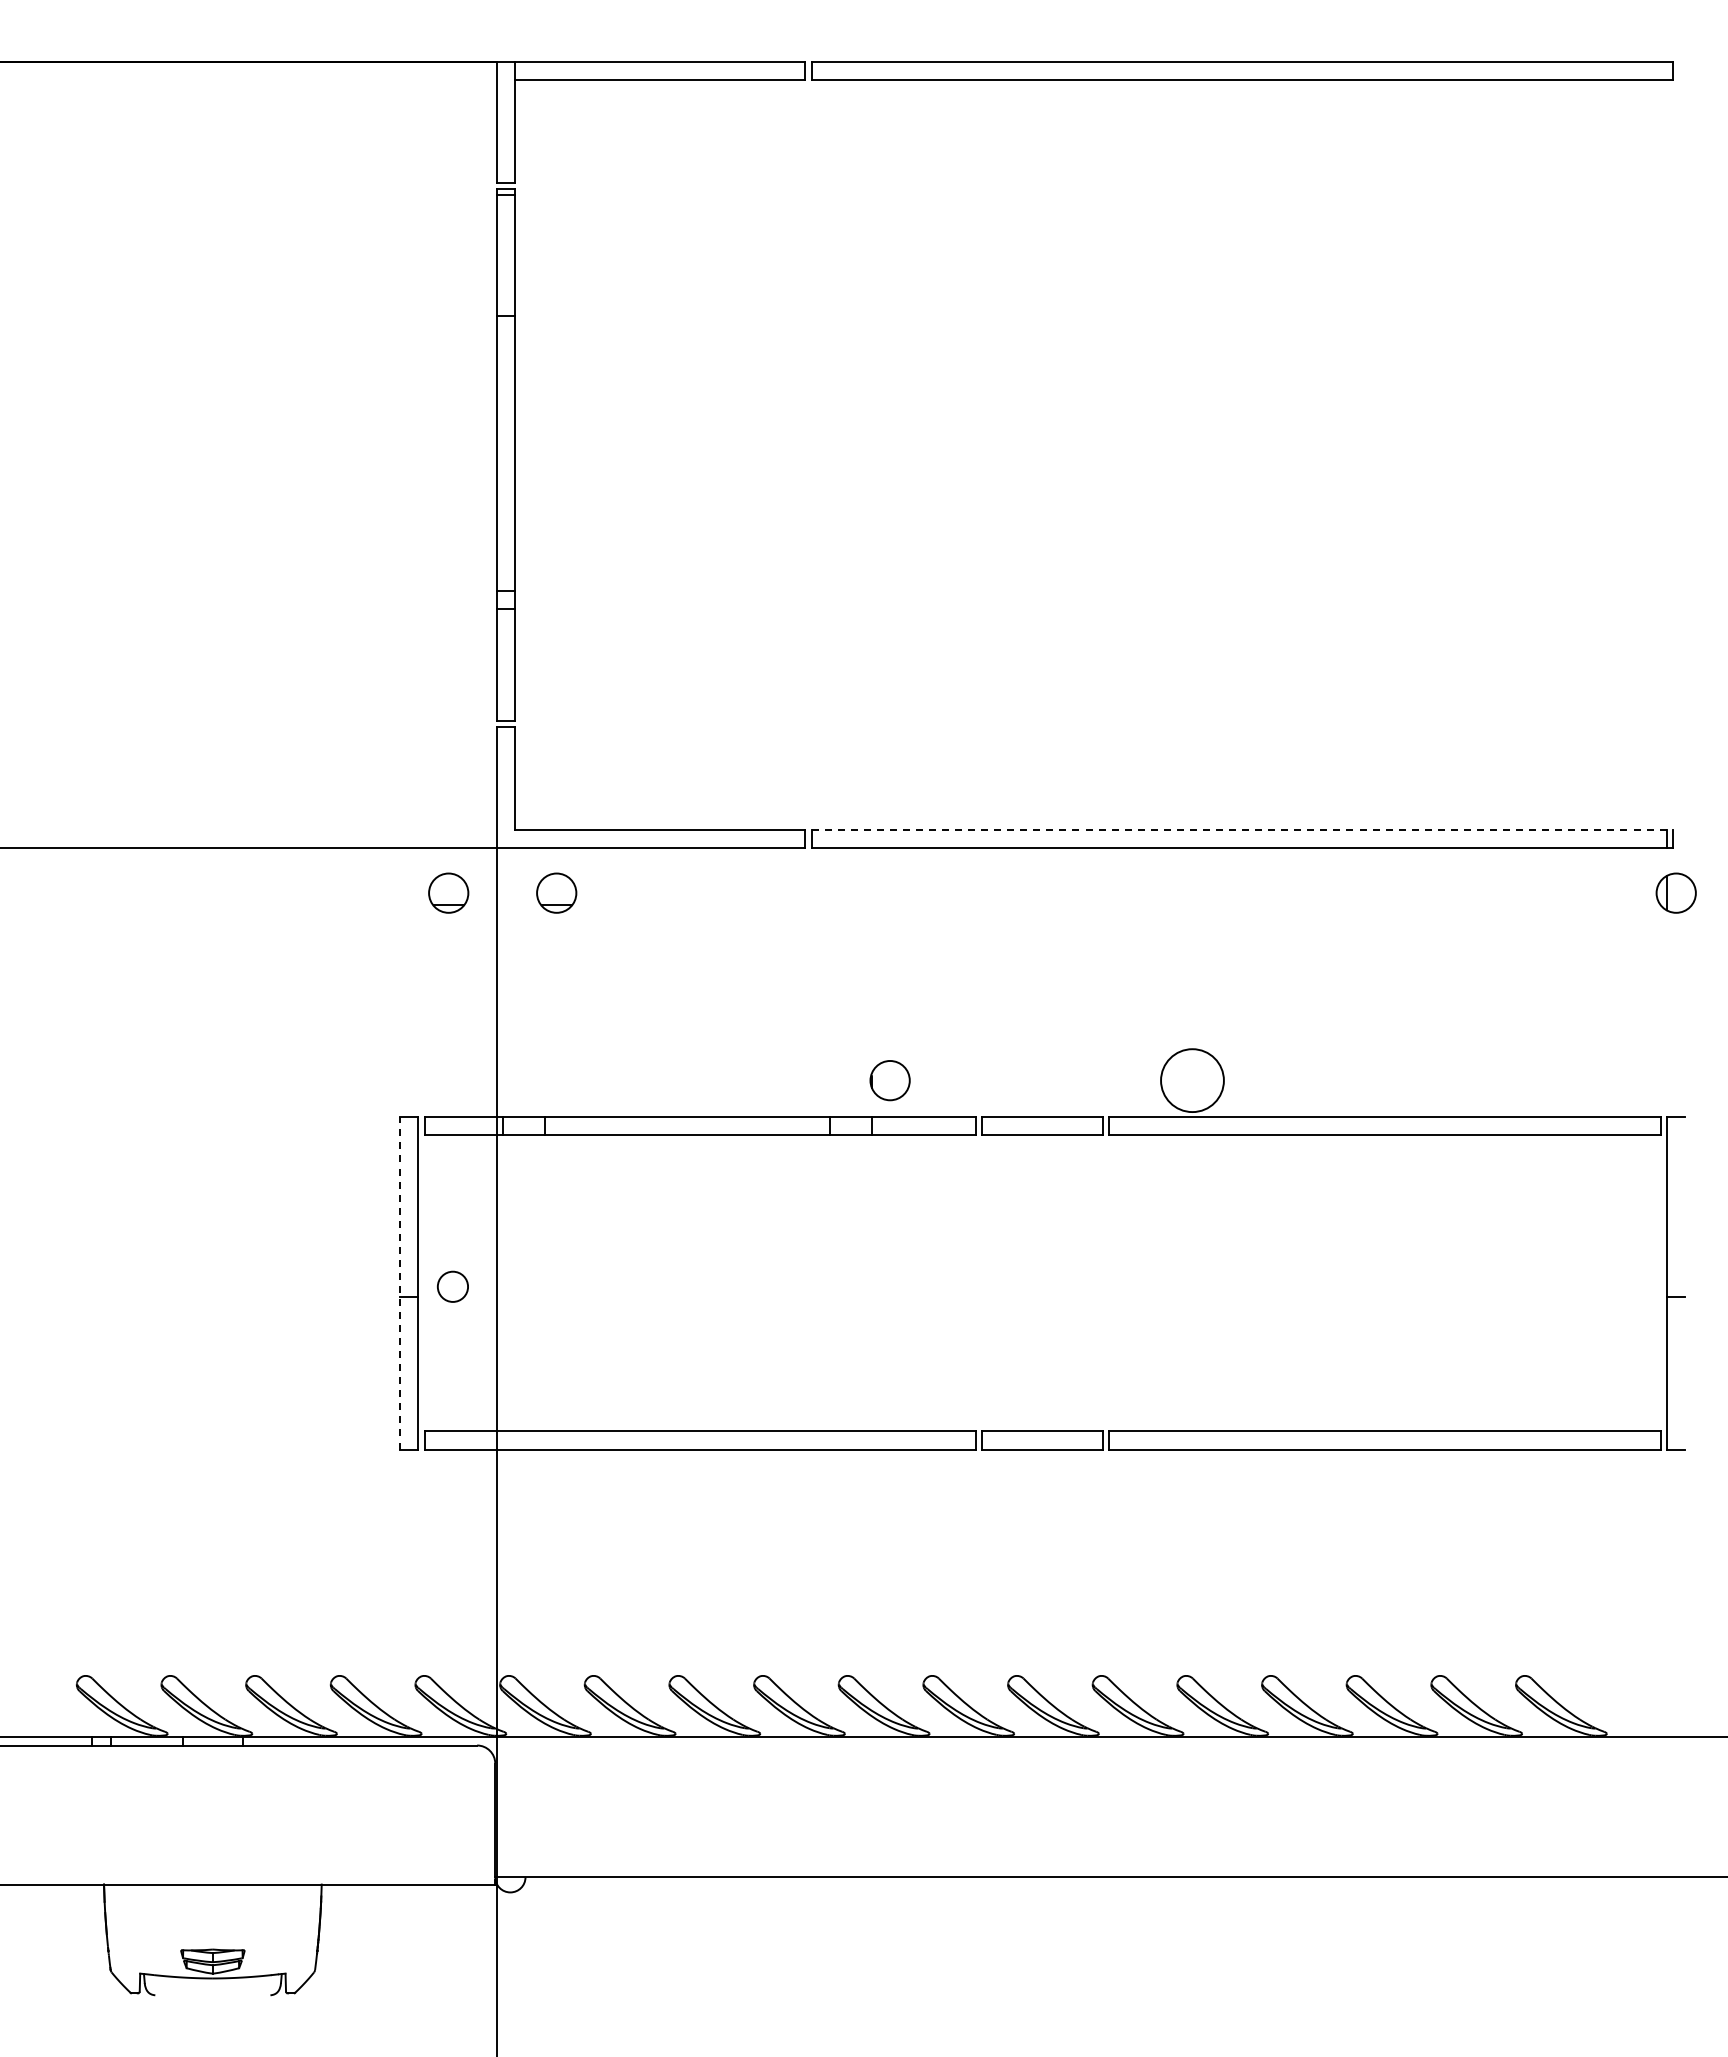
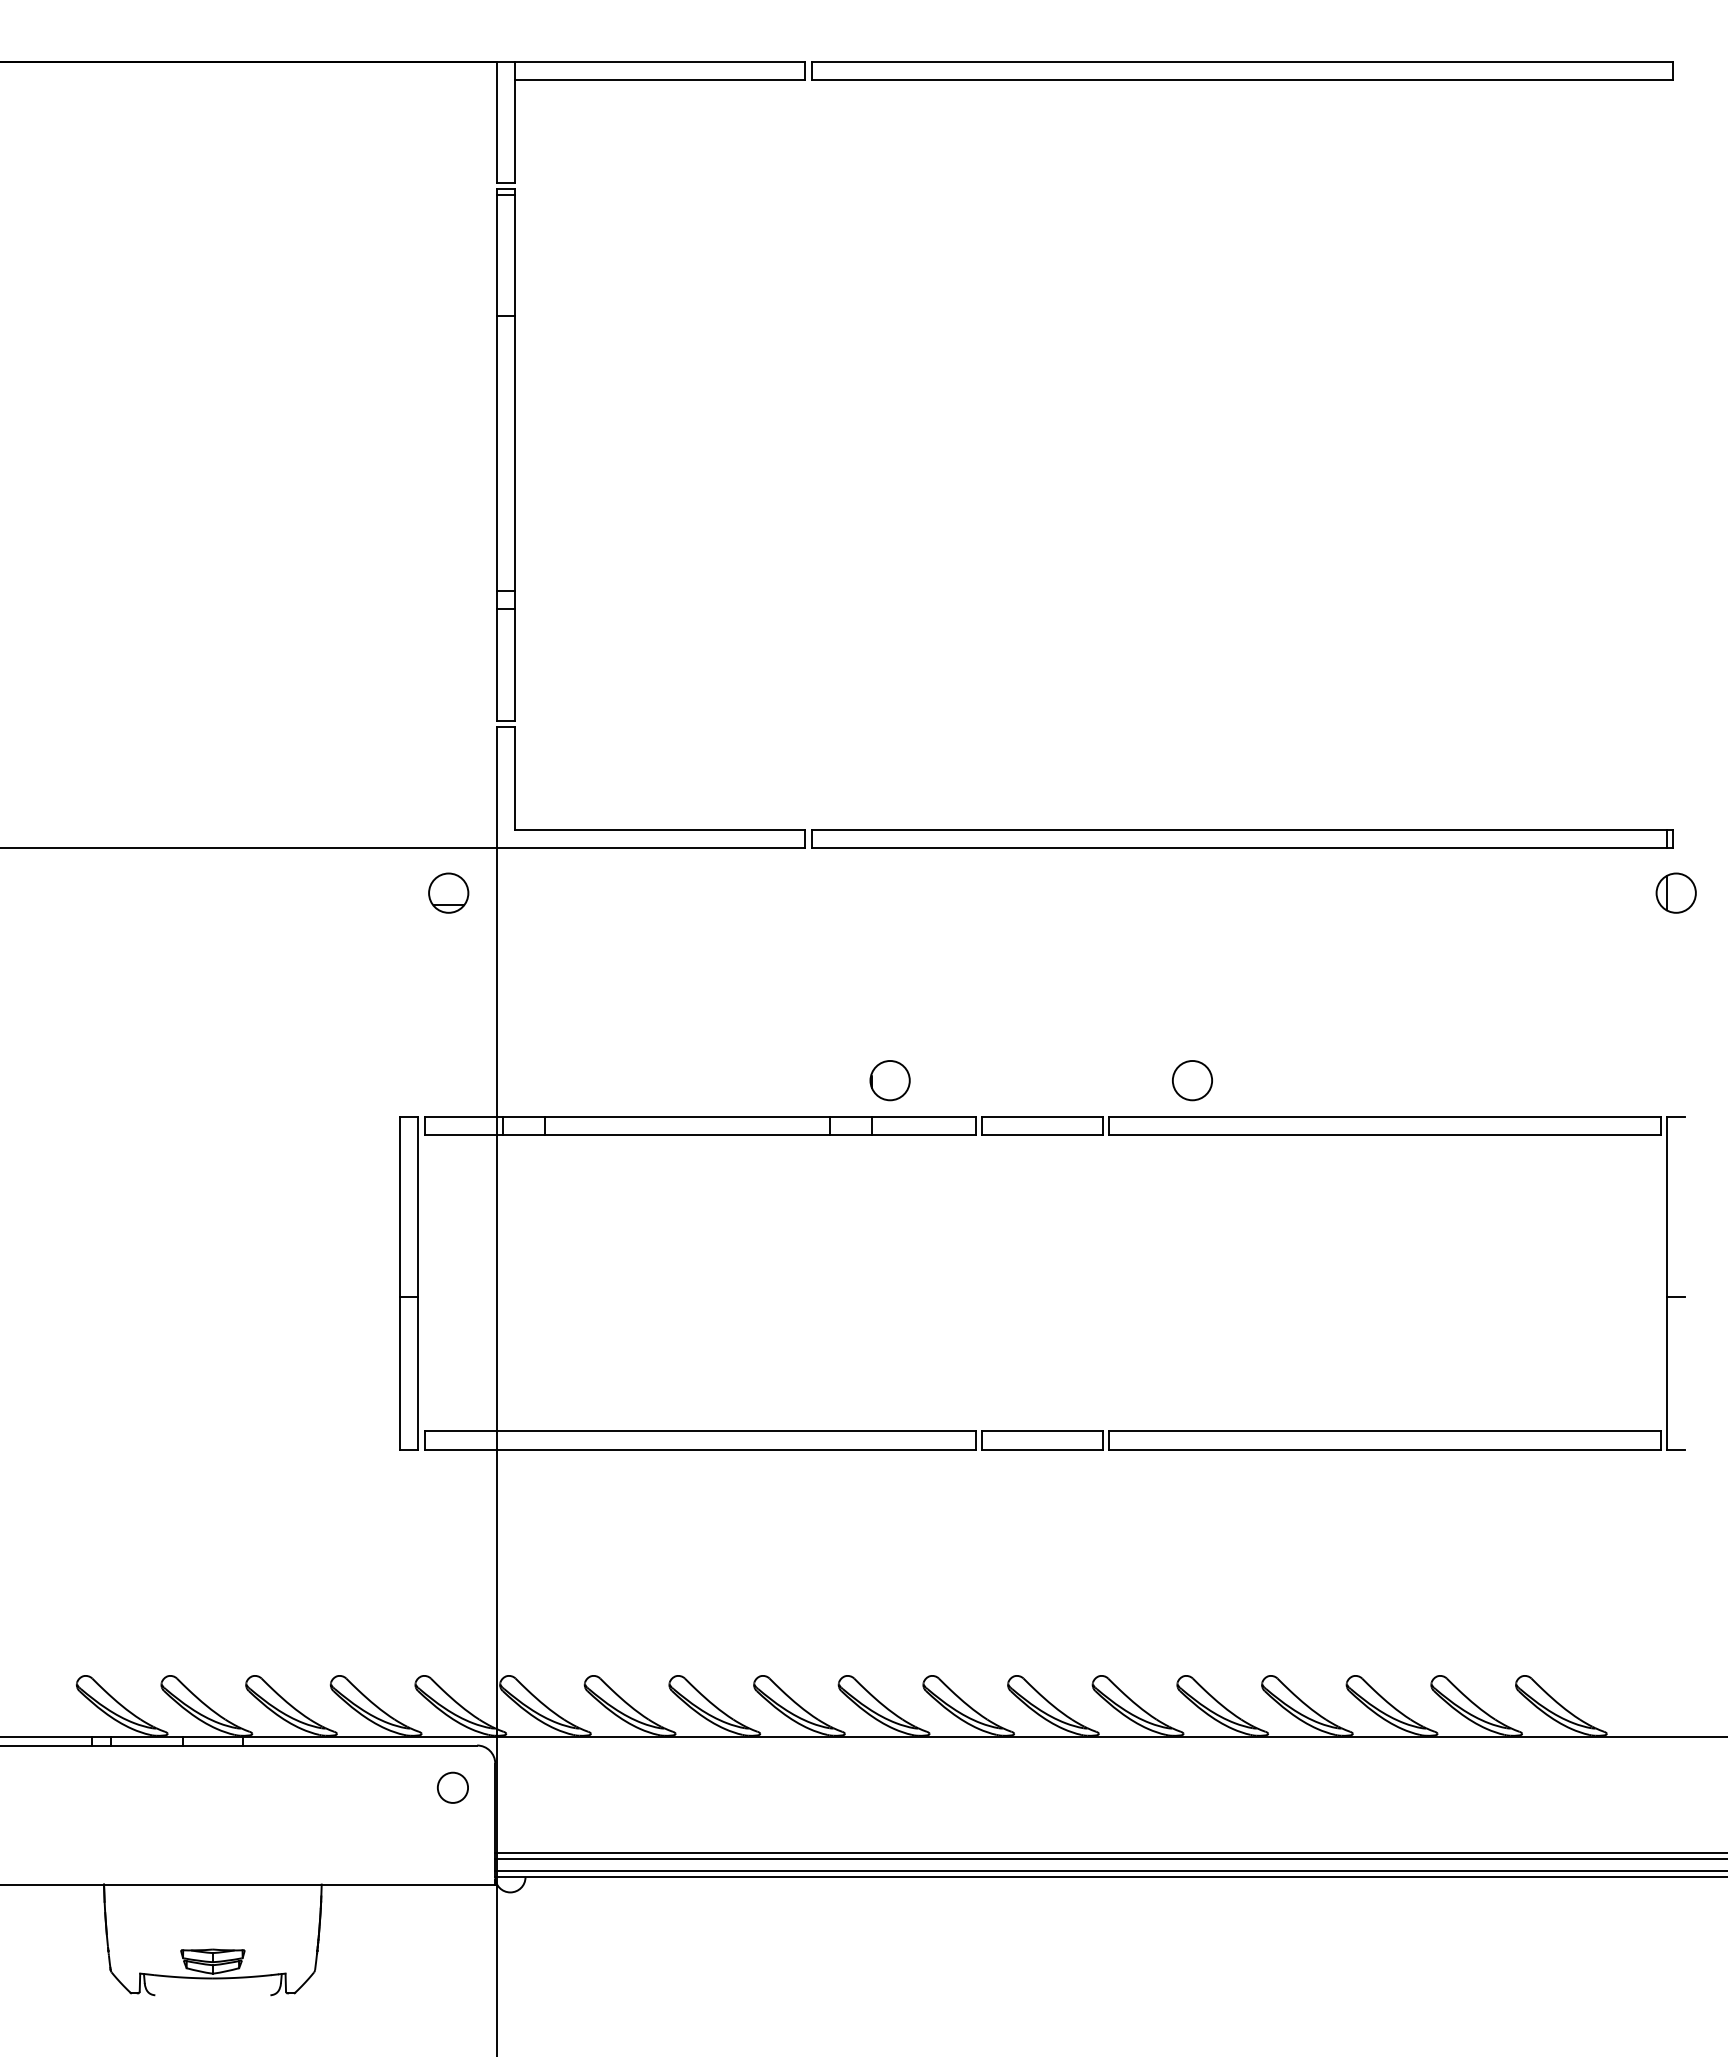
line: dashed -> solid (1242, 829)
part: present -> none (556, 892)
circle diameter: 63 px -> 39 px (1192, 1080)
line: dashed -> solid (400, 1282)
circle position: (452, 1286) -> (452, 1787) (452, 1787)
line: none -> present (1109, 1853)
line: none -> present (1109, 1859)
line: none -> present (1109, 1871)
